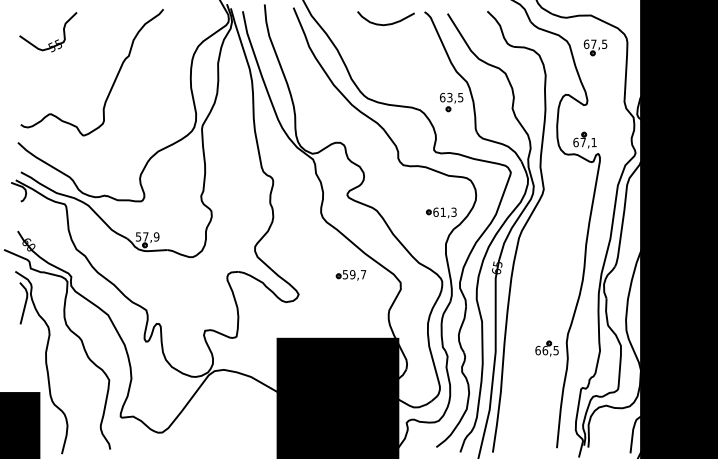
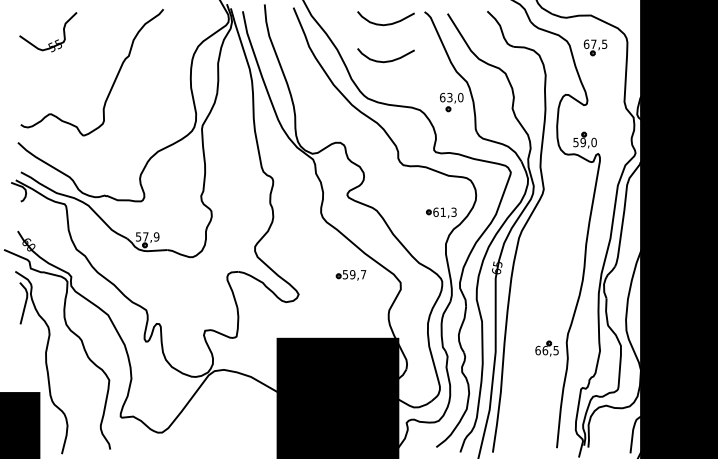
curve: none -> present (386, 60)
text: 63,5 -> 63,0 (460, 97)
text: 67,1 -> 59,0 (584, 142)
